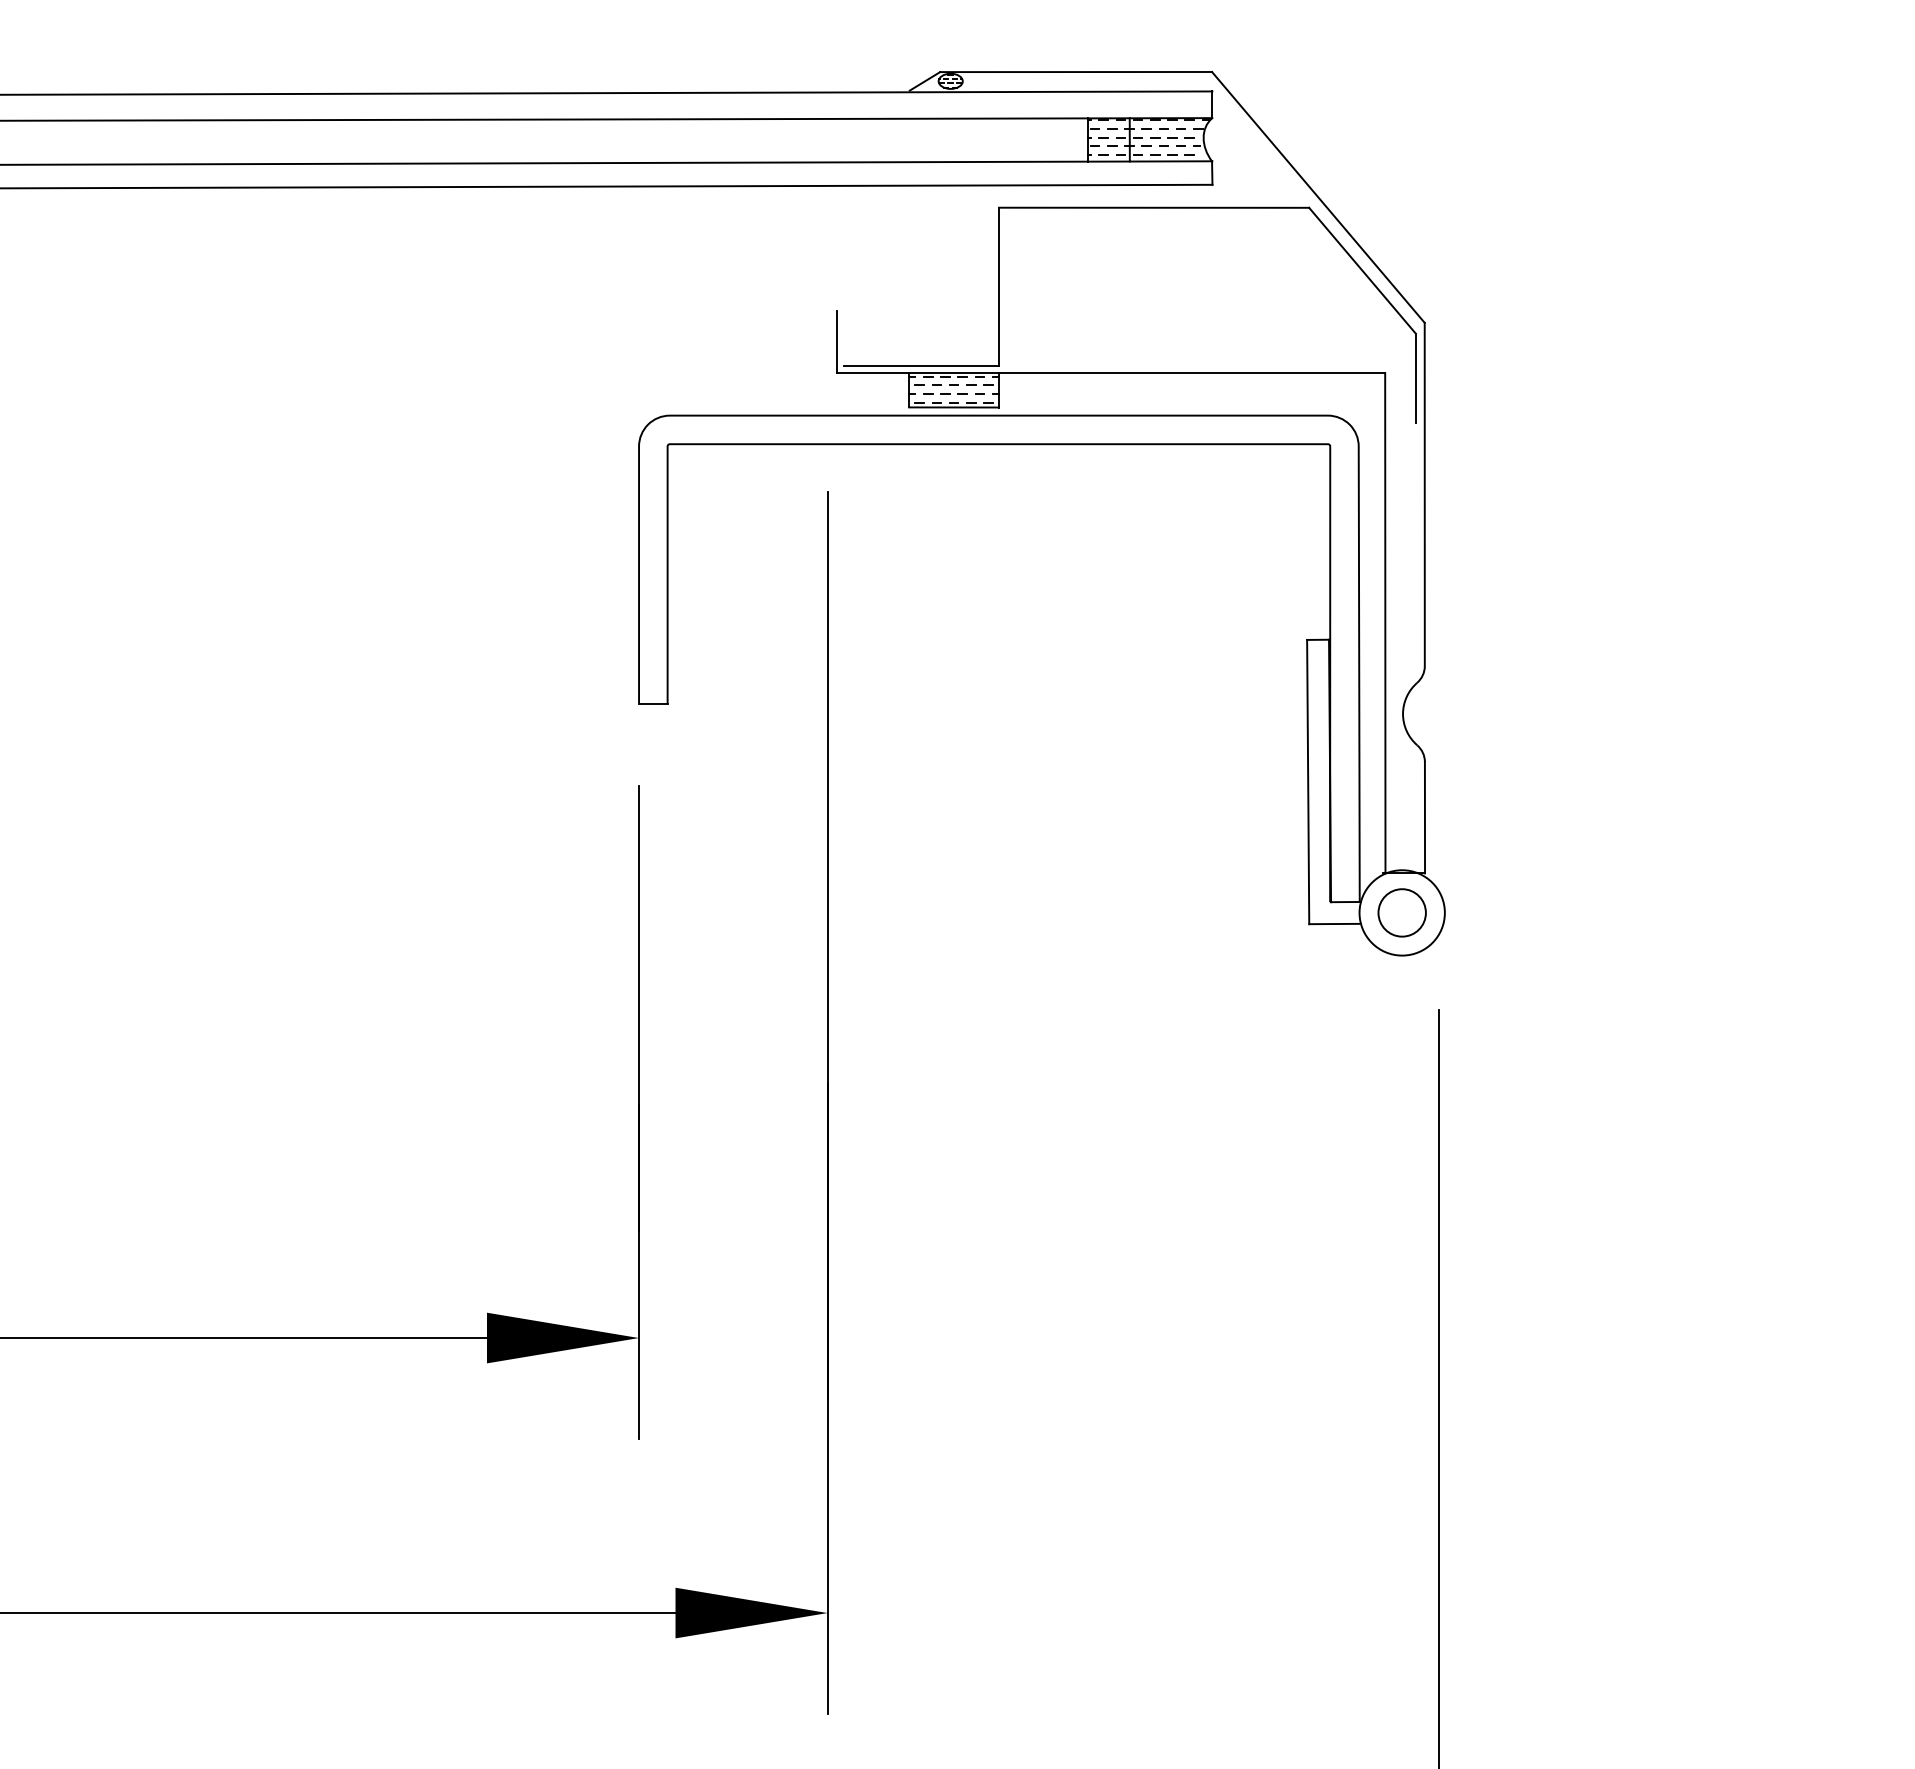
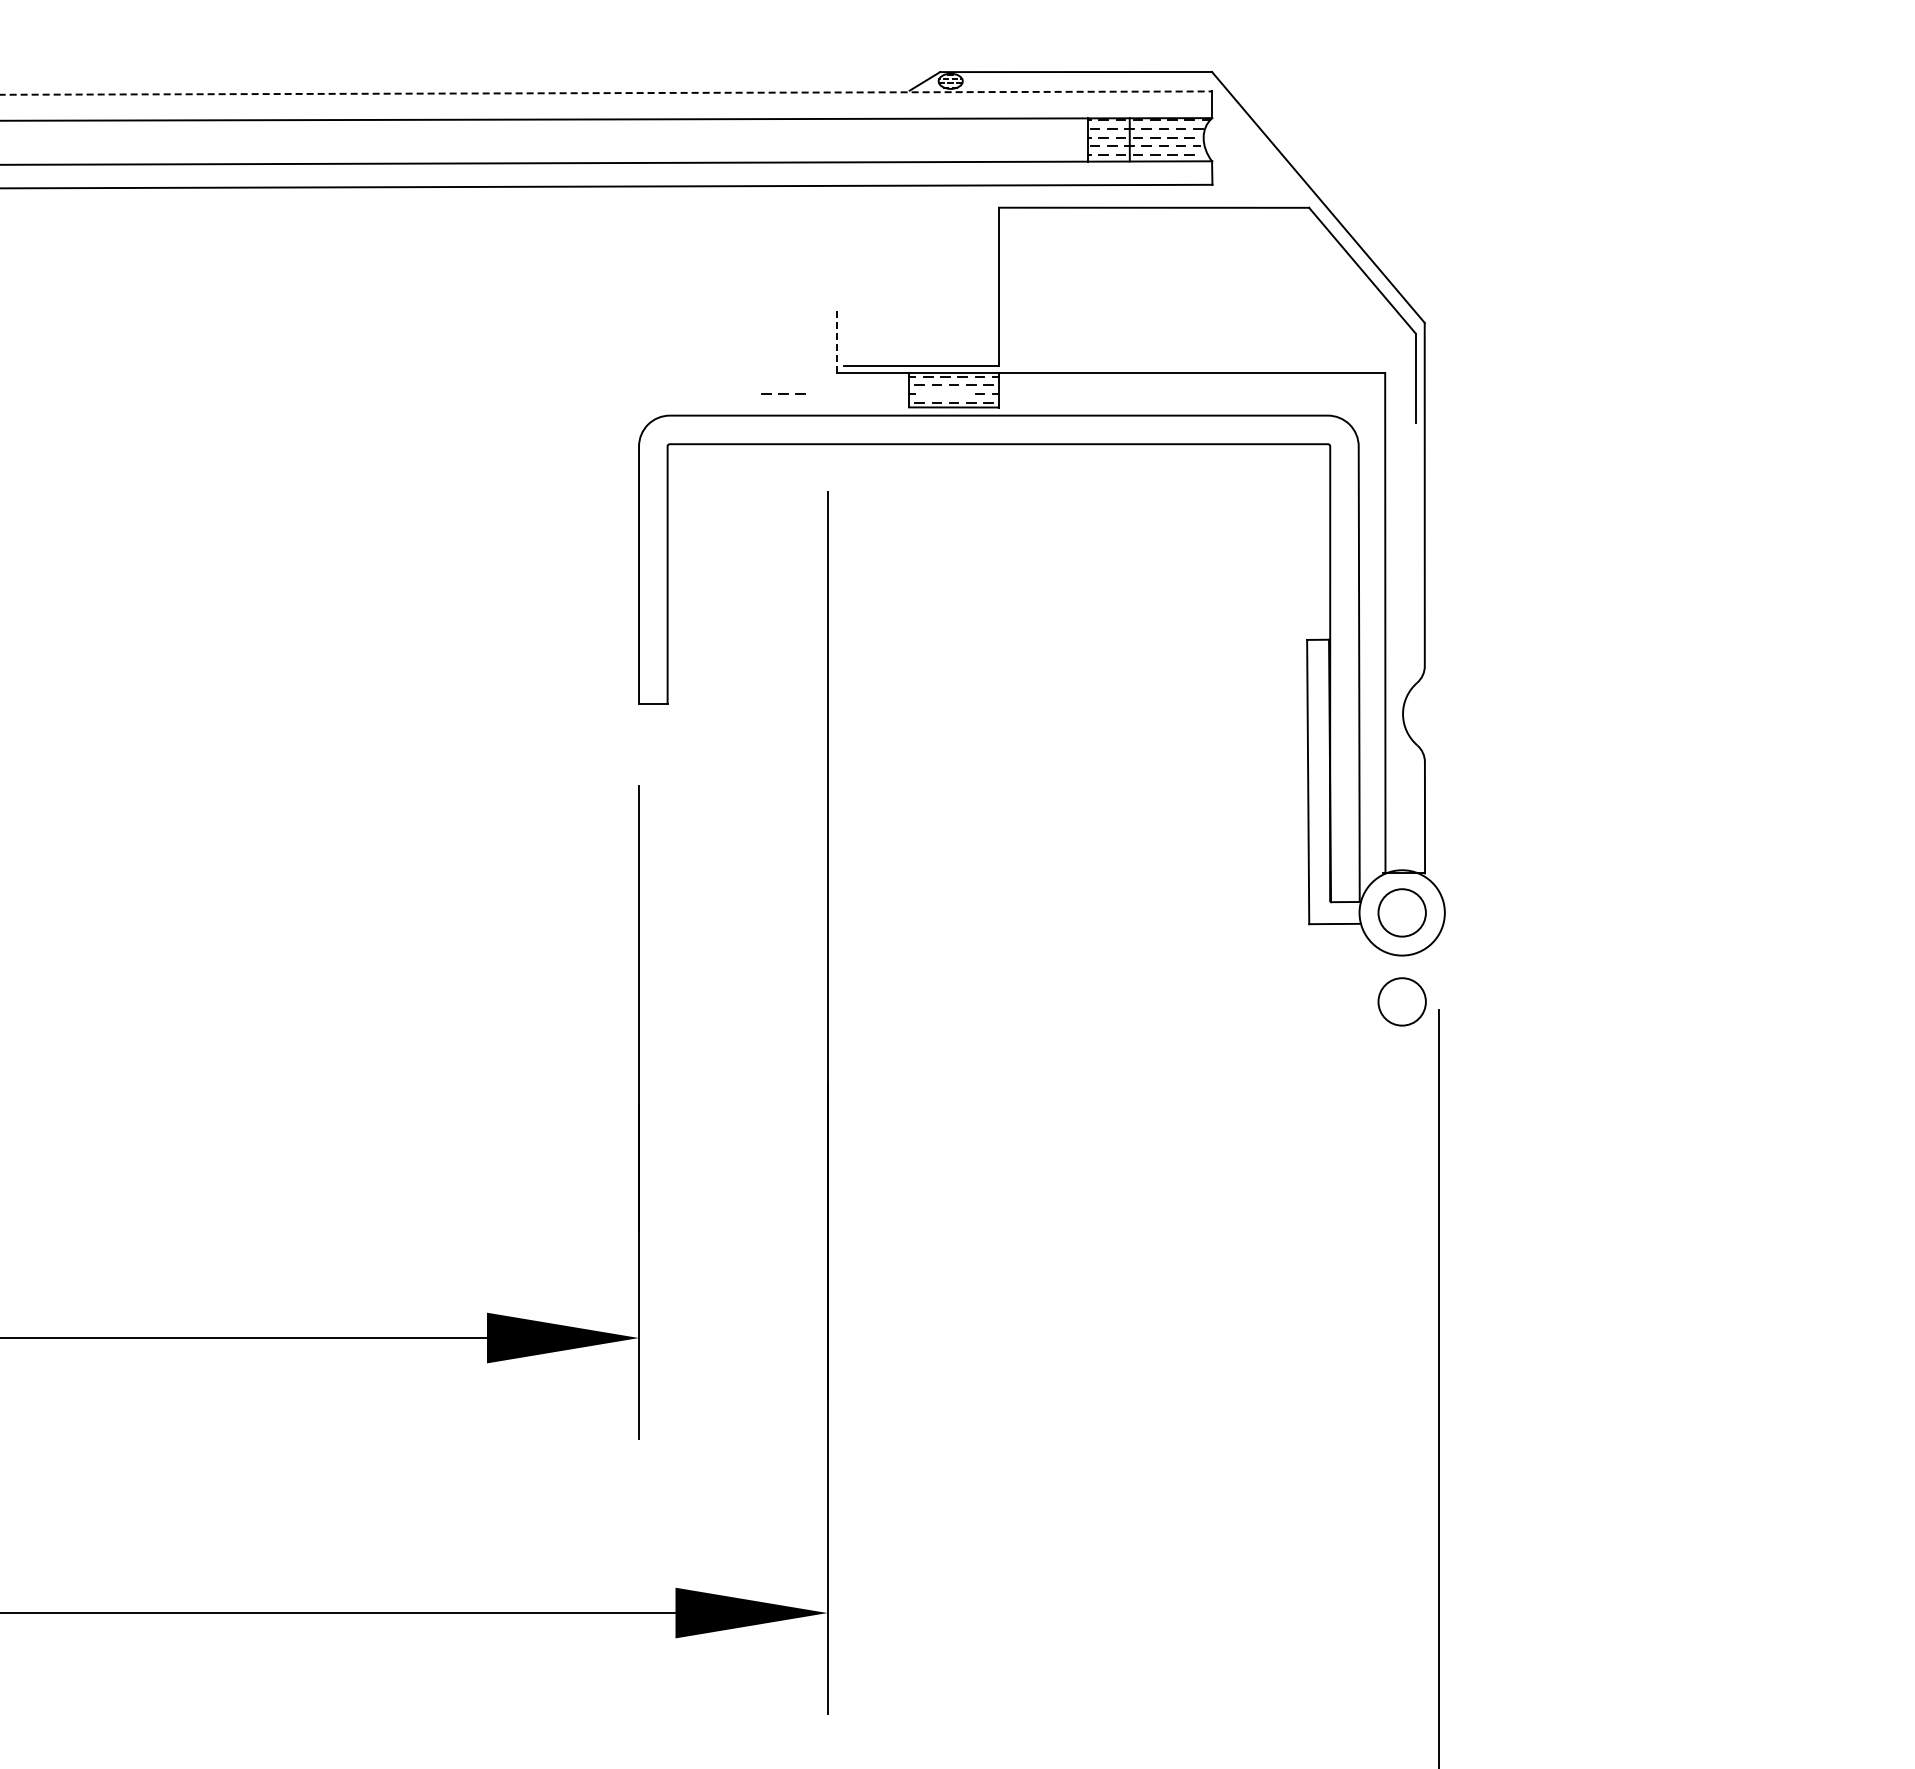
line: solid -> dashed (606, 93)
line: solid -> dashed (836, 342)
line position: (945, 393) -> (783, 393) (783, 393)
circle: none -> present (1401, 1001)
